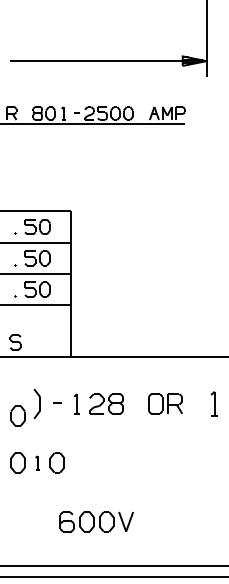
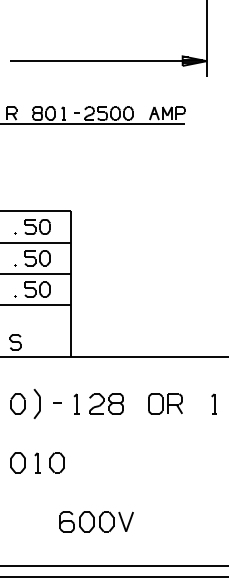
part size: 8x26 px -> 6x22 px (213, 403)
part position: (17, 415) -> (17, 403) (17, 403)
part size: 5x16 px -> 7x22 px (37, 462)
